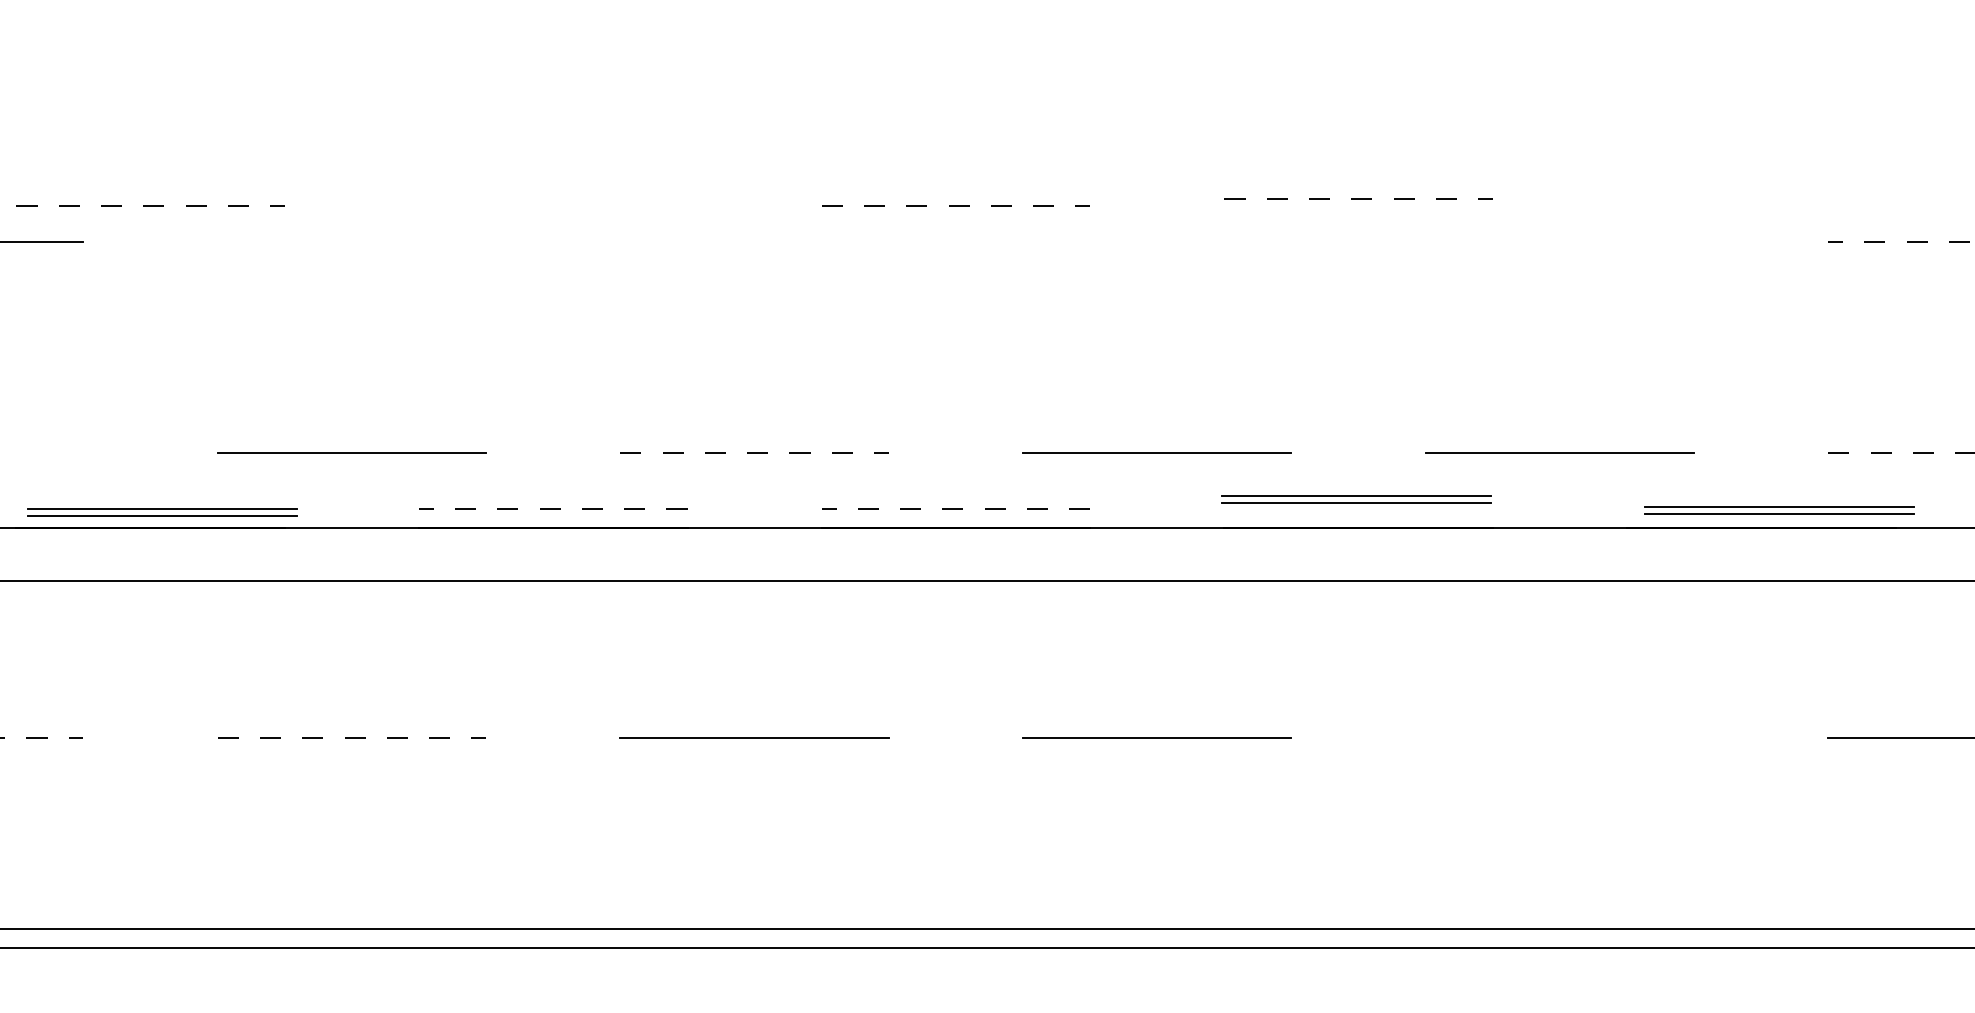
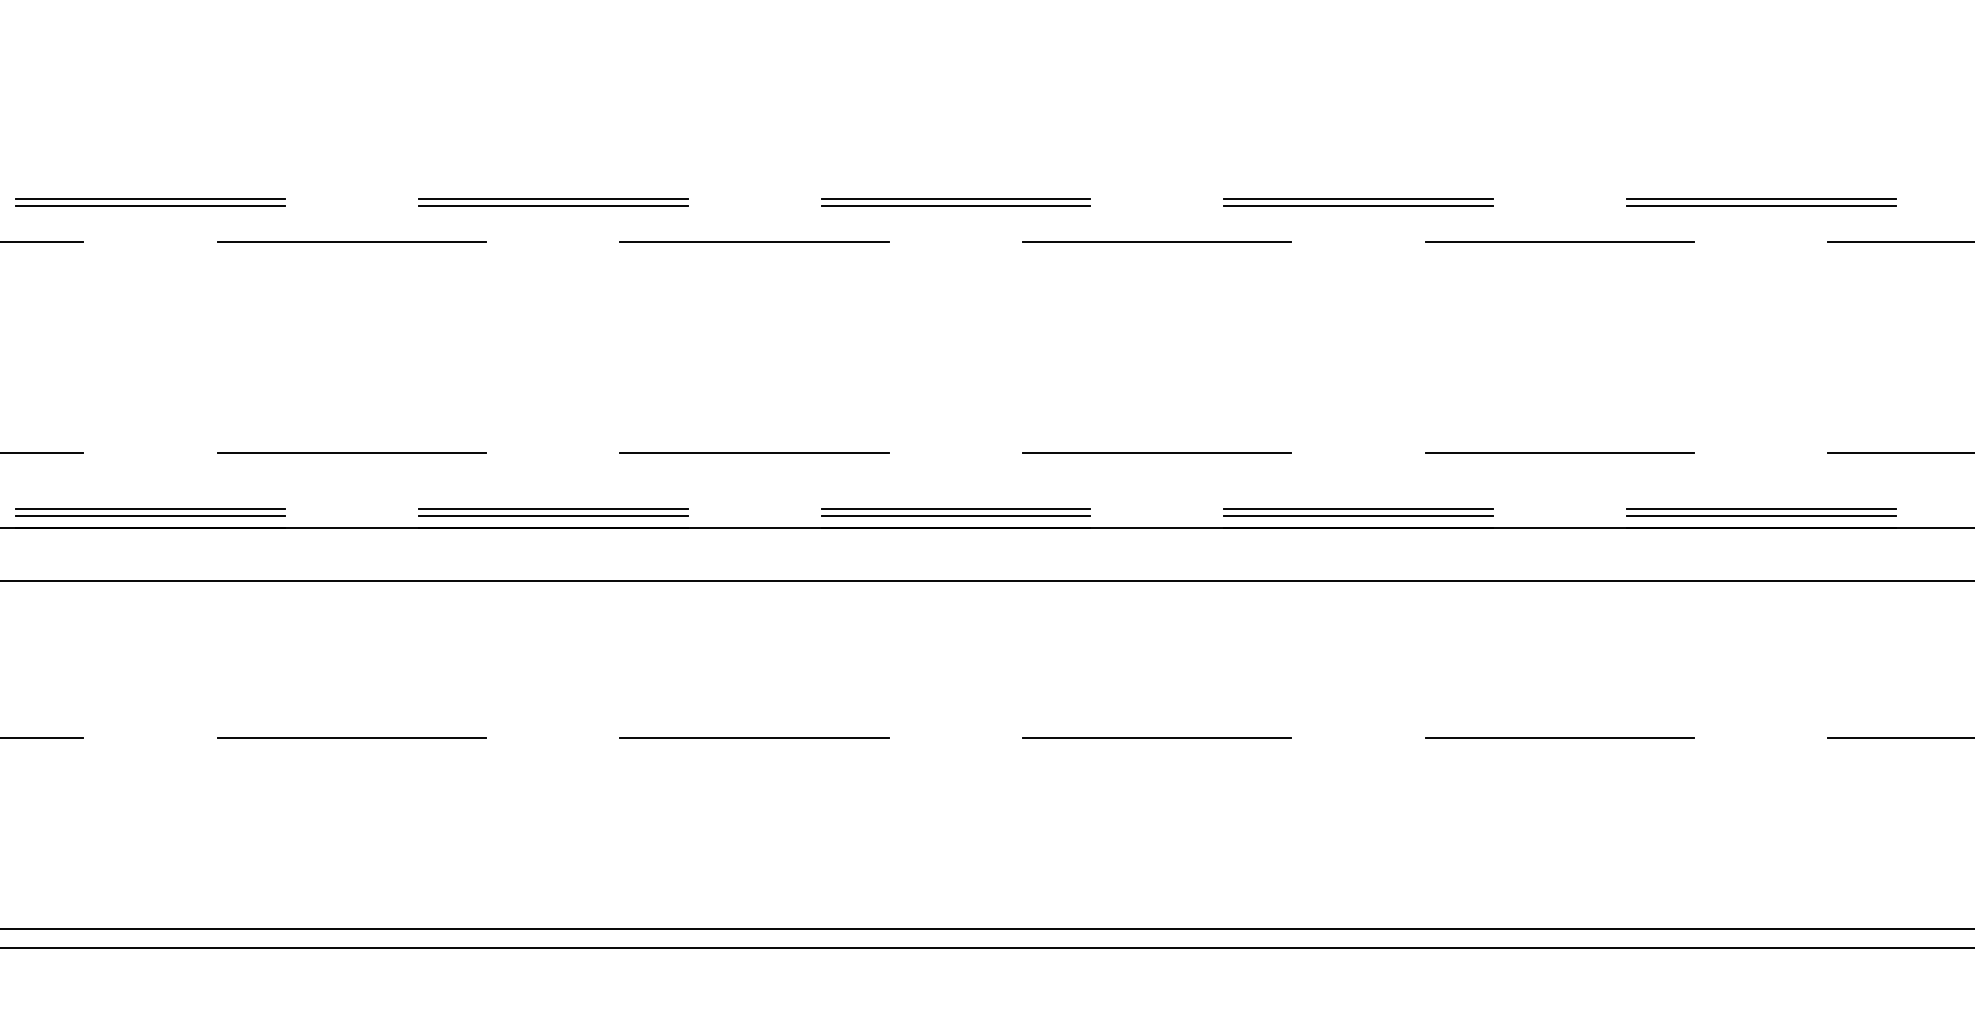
line: none -> present (150, 199)
line: none -> present (553, 199)
line: none -> present (955, 199)
line: dashed -> solid (1359, 199)
line: none -> present (1761, 199)
line: dashed -> solid (151, 206)
line: none -> present (553, 206)
line: dashed -> solid (956, 206)
line: none -> present (1358, 206)
line: none -> present (1761, 206)
line: none -> present (351, 241)
line: none -> present (754, 241)
line: none -> present (1157, 241)
line: none -> present (1559, 241)
line: dashed -> solid (1901, 241)
line: none -> present (42, 453)
line: dashed -> solid (755, 453)
line: dashed -> solid (1902, 453)
part position: (1356, 499) -> (1358, 512) (1358, 512)
line: dashed -> solid (552, 509)
line: dashed -> solid (955, 509)
part position: (1779, 510) -> (1761, 512) (1761, 512)
part position: (162, 512) -> (150, 512) (150, 512)
line: none -> present (553, 516)
line: none -> present (955, 516)
line: none -> present (1559, 737)
line: dashed -> solid (42, 738)
line: dashed -> solid (352, 738)
